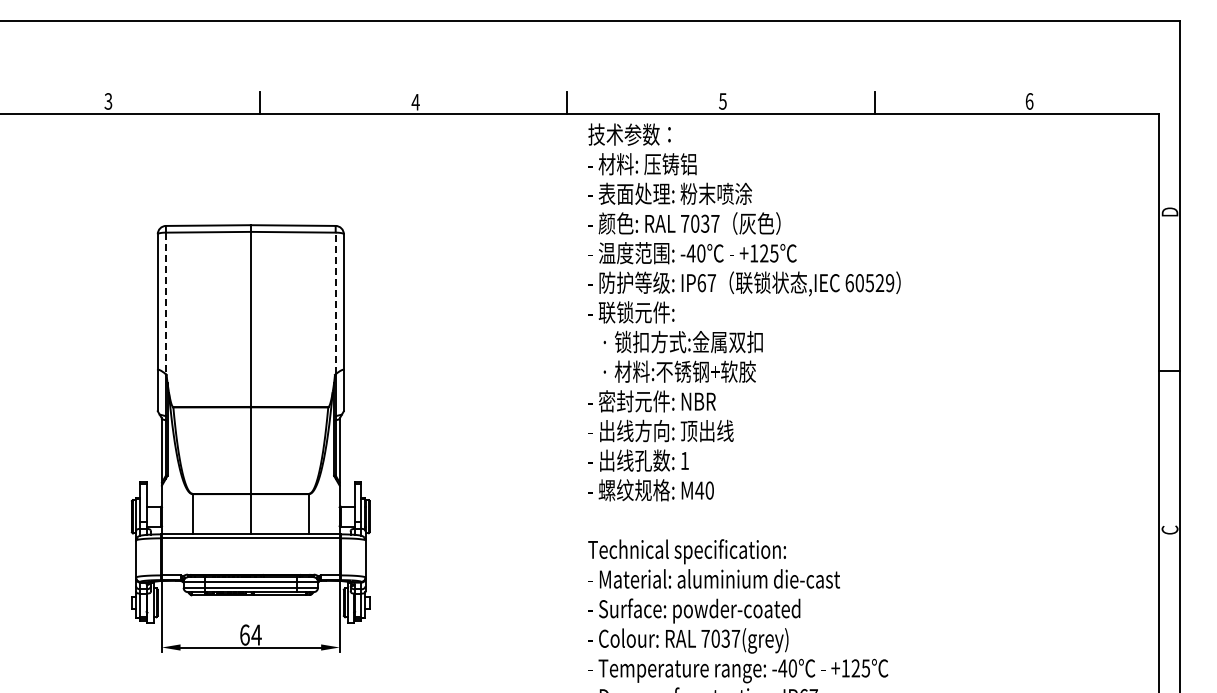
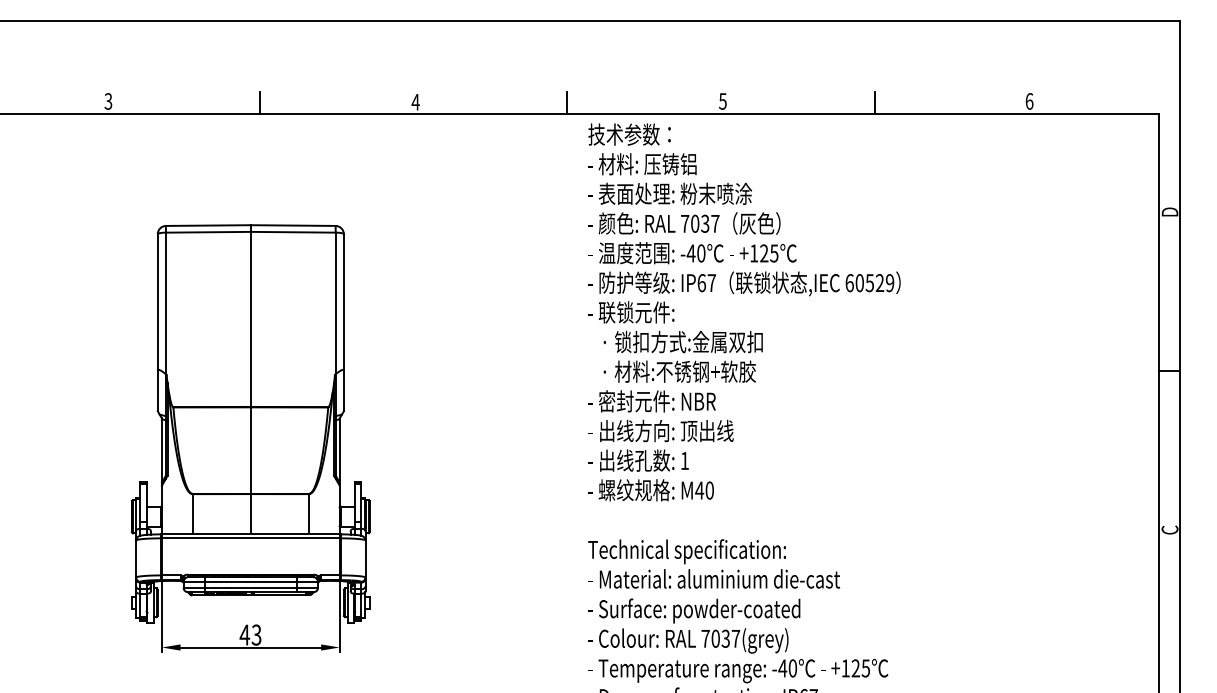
line: dashed -> solid (165, 303)
line: dashed -> solid (335, 303)
text: 64 -> 43 (250, 634)
